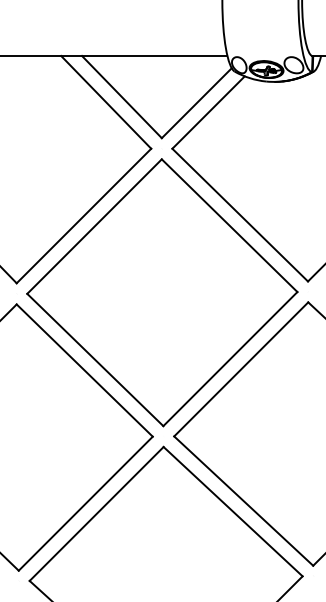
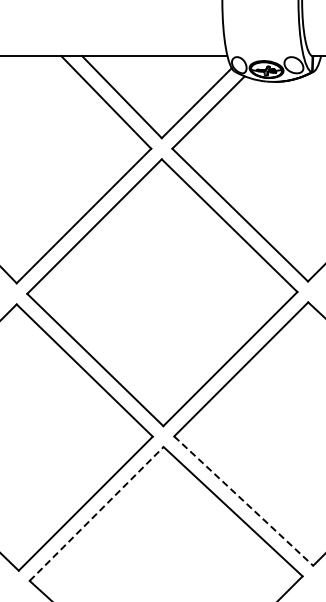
line: solid -> dashed (243, 501)
line: solid -> dashed (96, 513)
